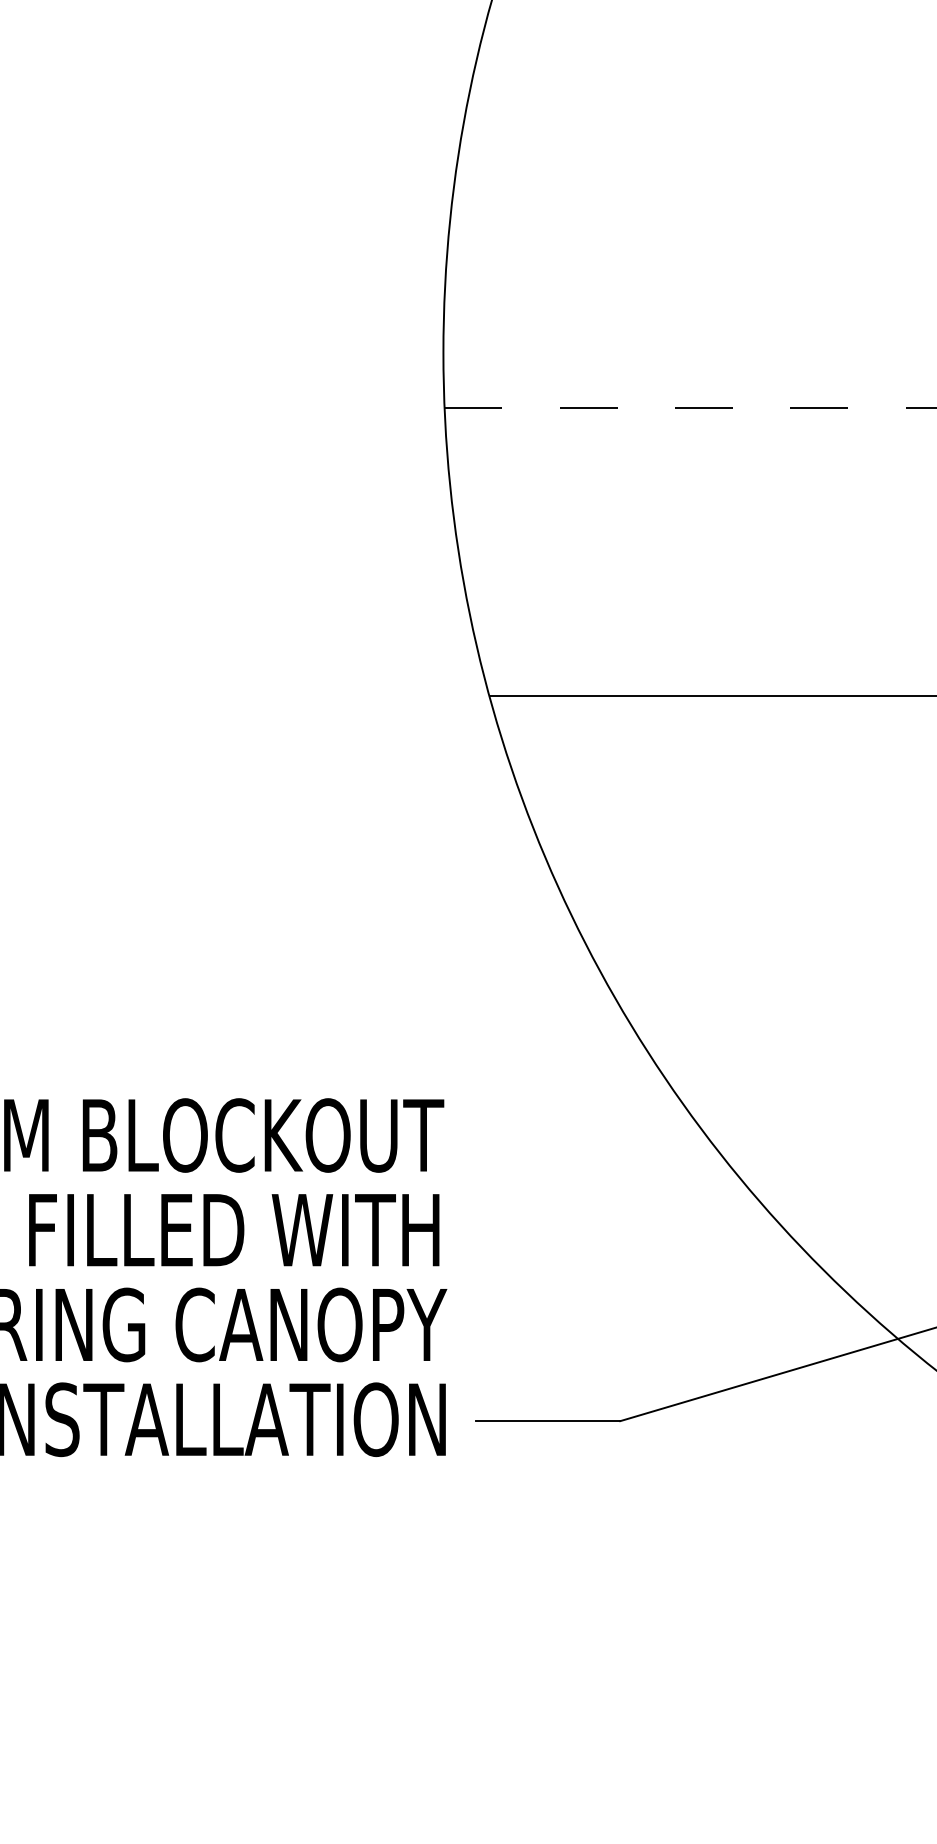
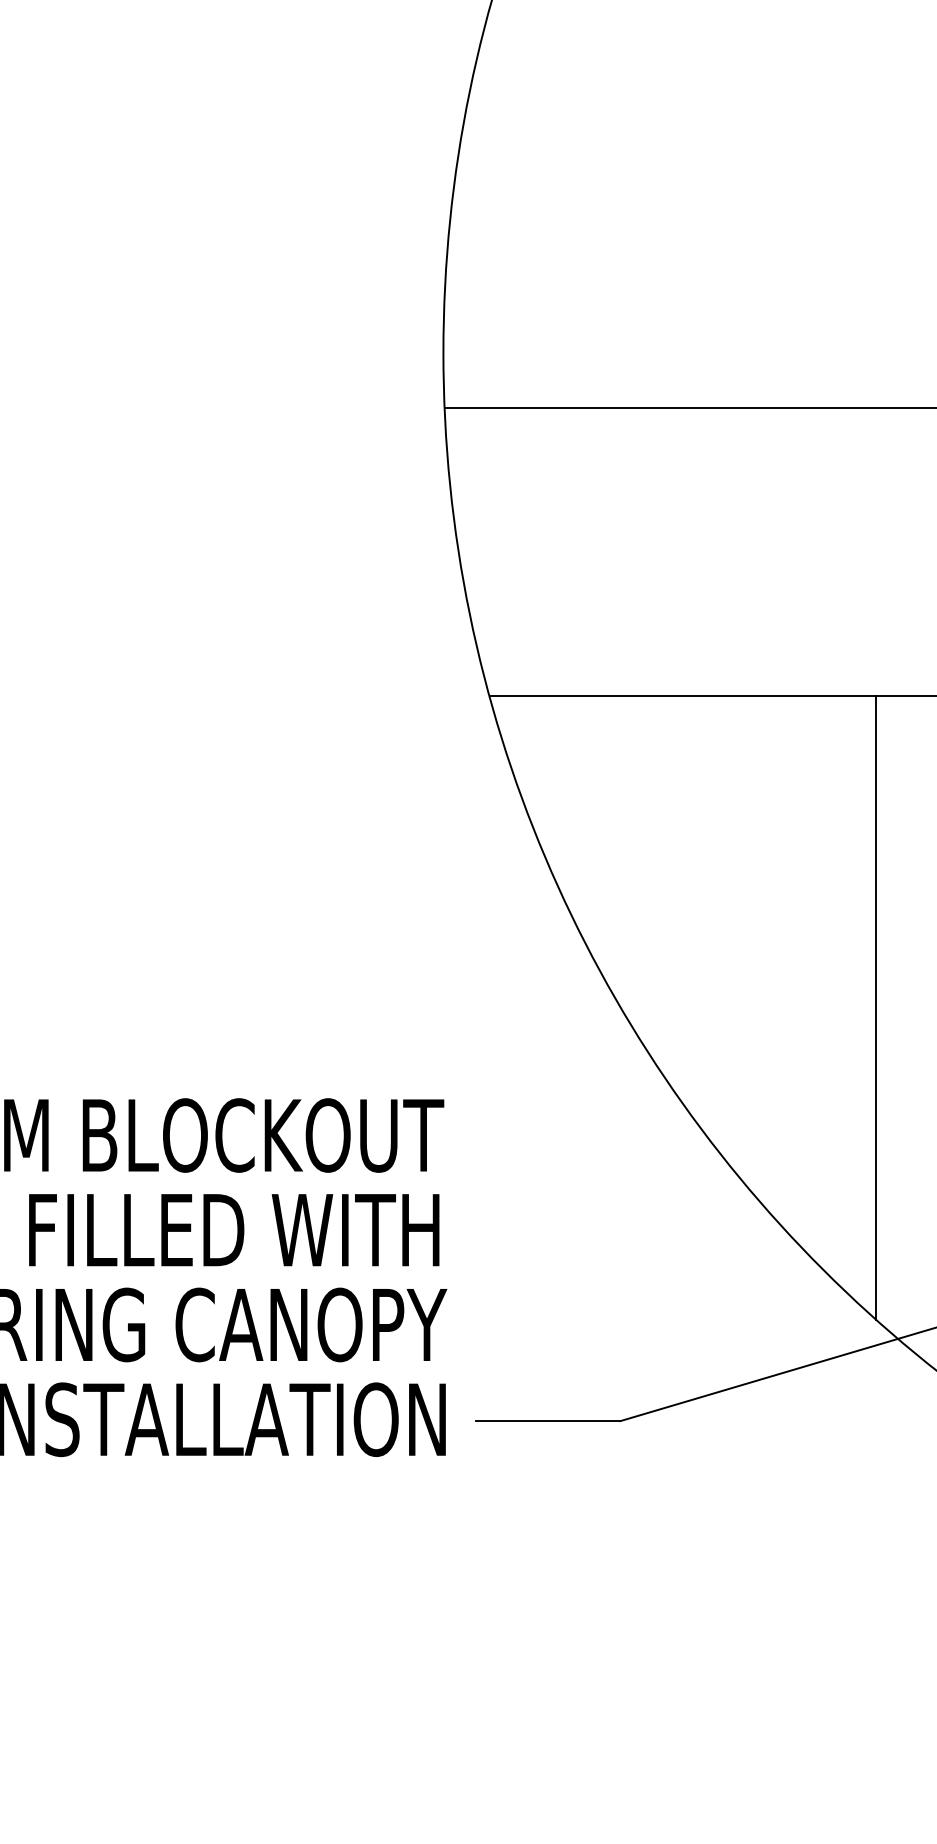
line: dashed -> solid (690, 408)
line: none -> present (875, 1007)
